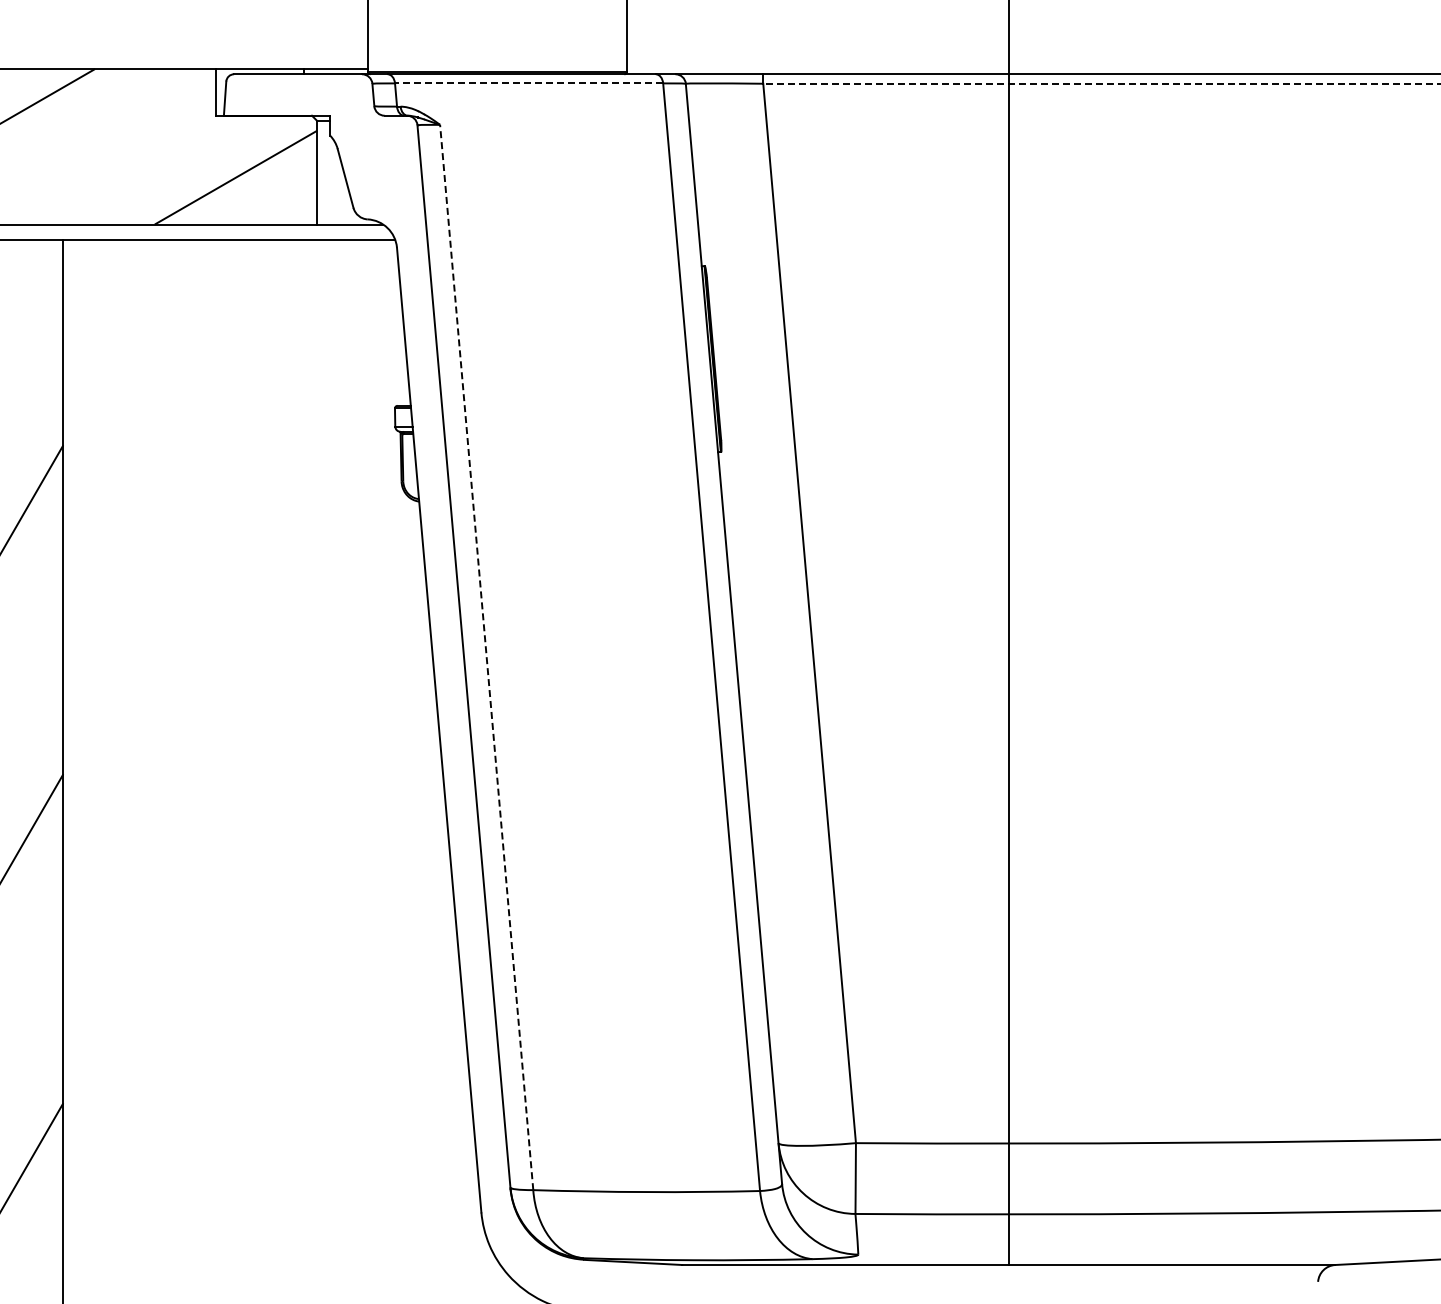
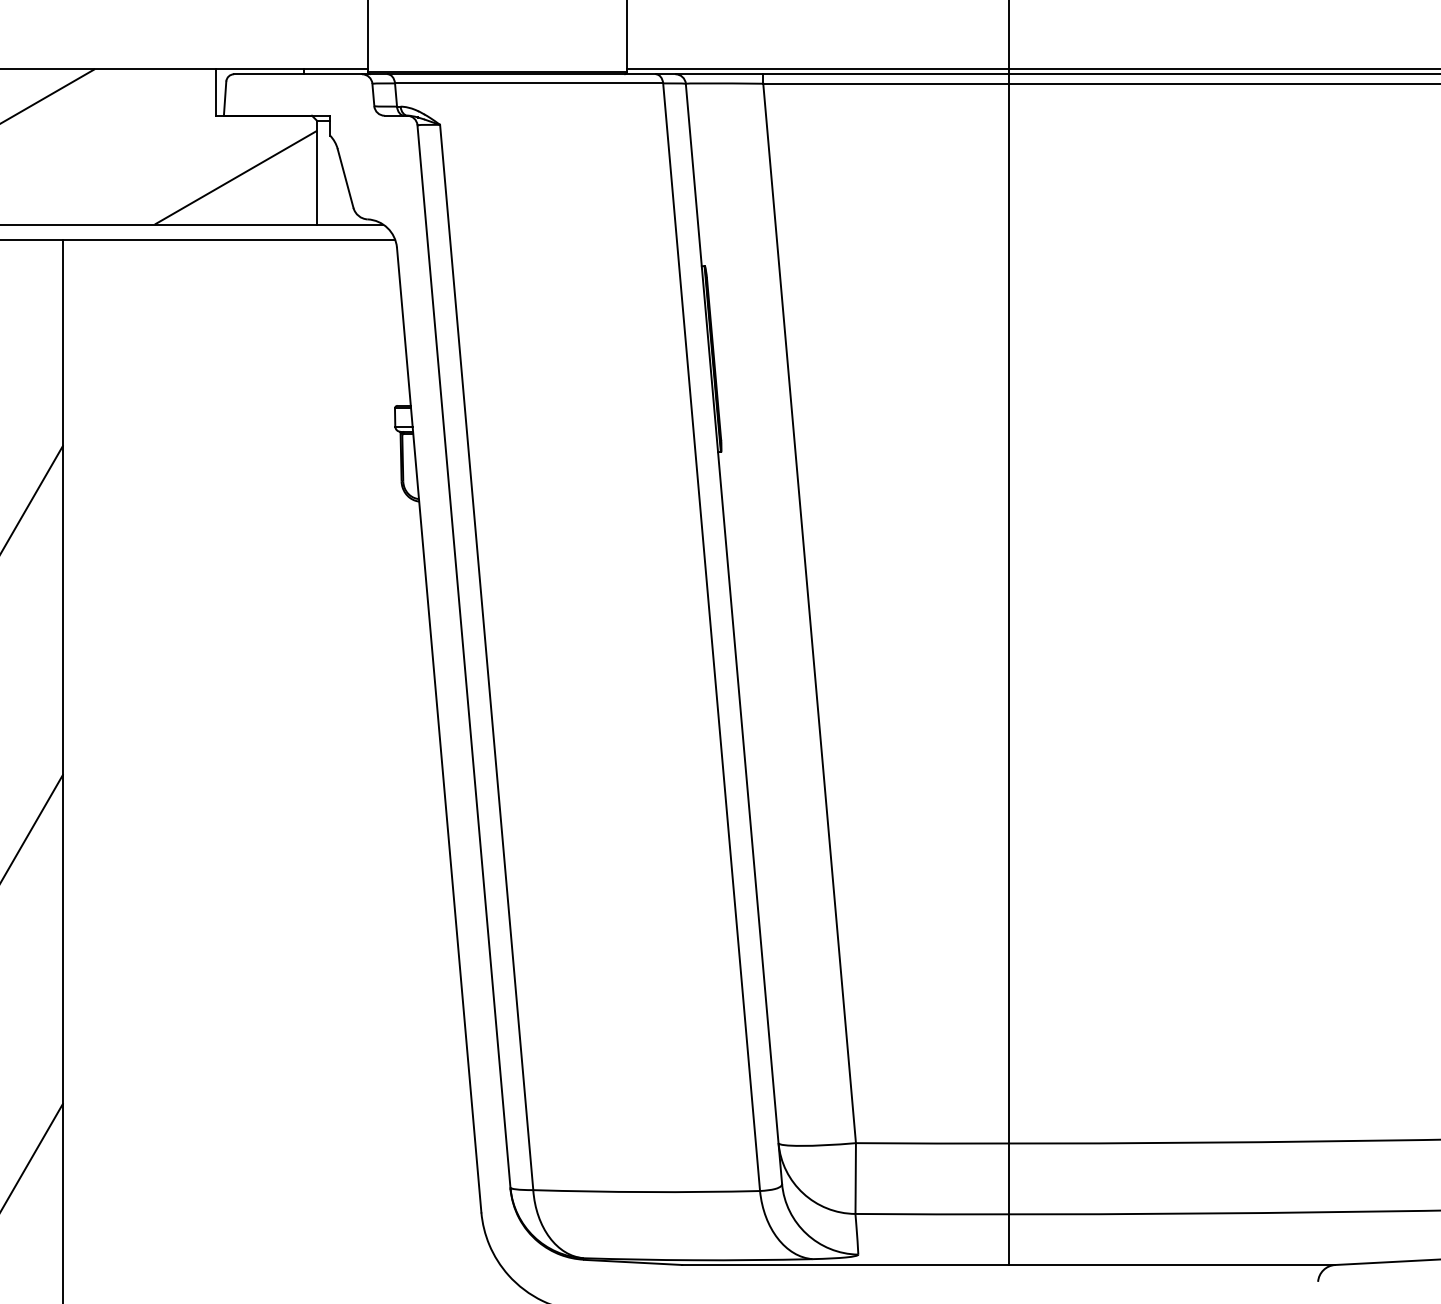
line: none -> present (1032, 69)
line: dashed -> solid (528, 83)
line: dashed -> solid (1102, 83)
line: dashed -> solid (486, 657)
